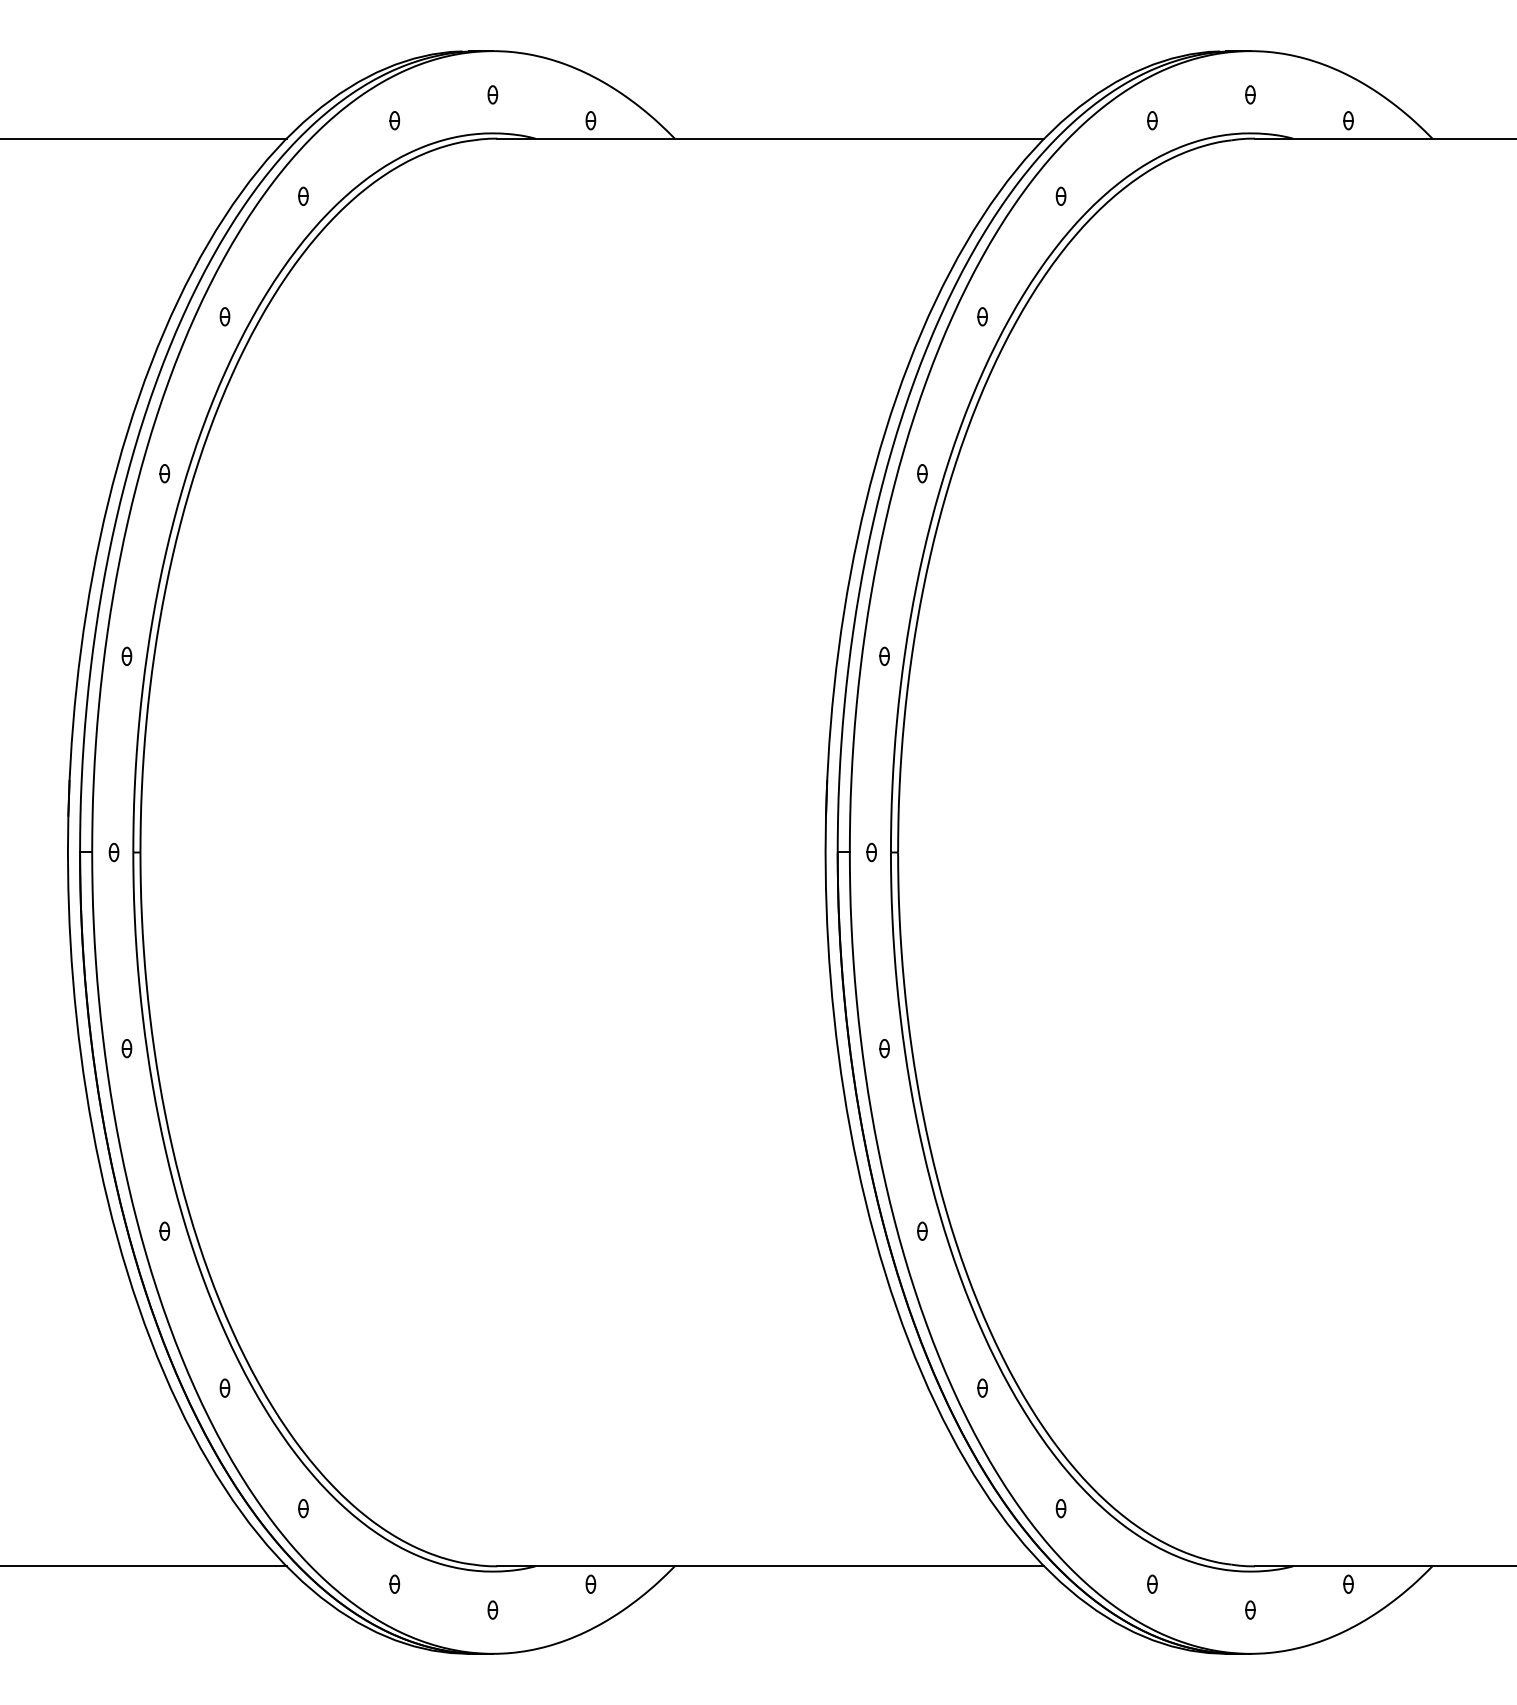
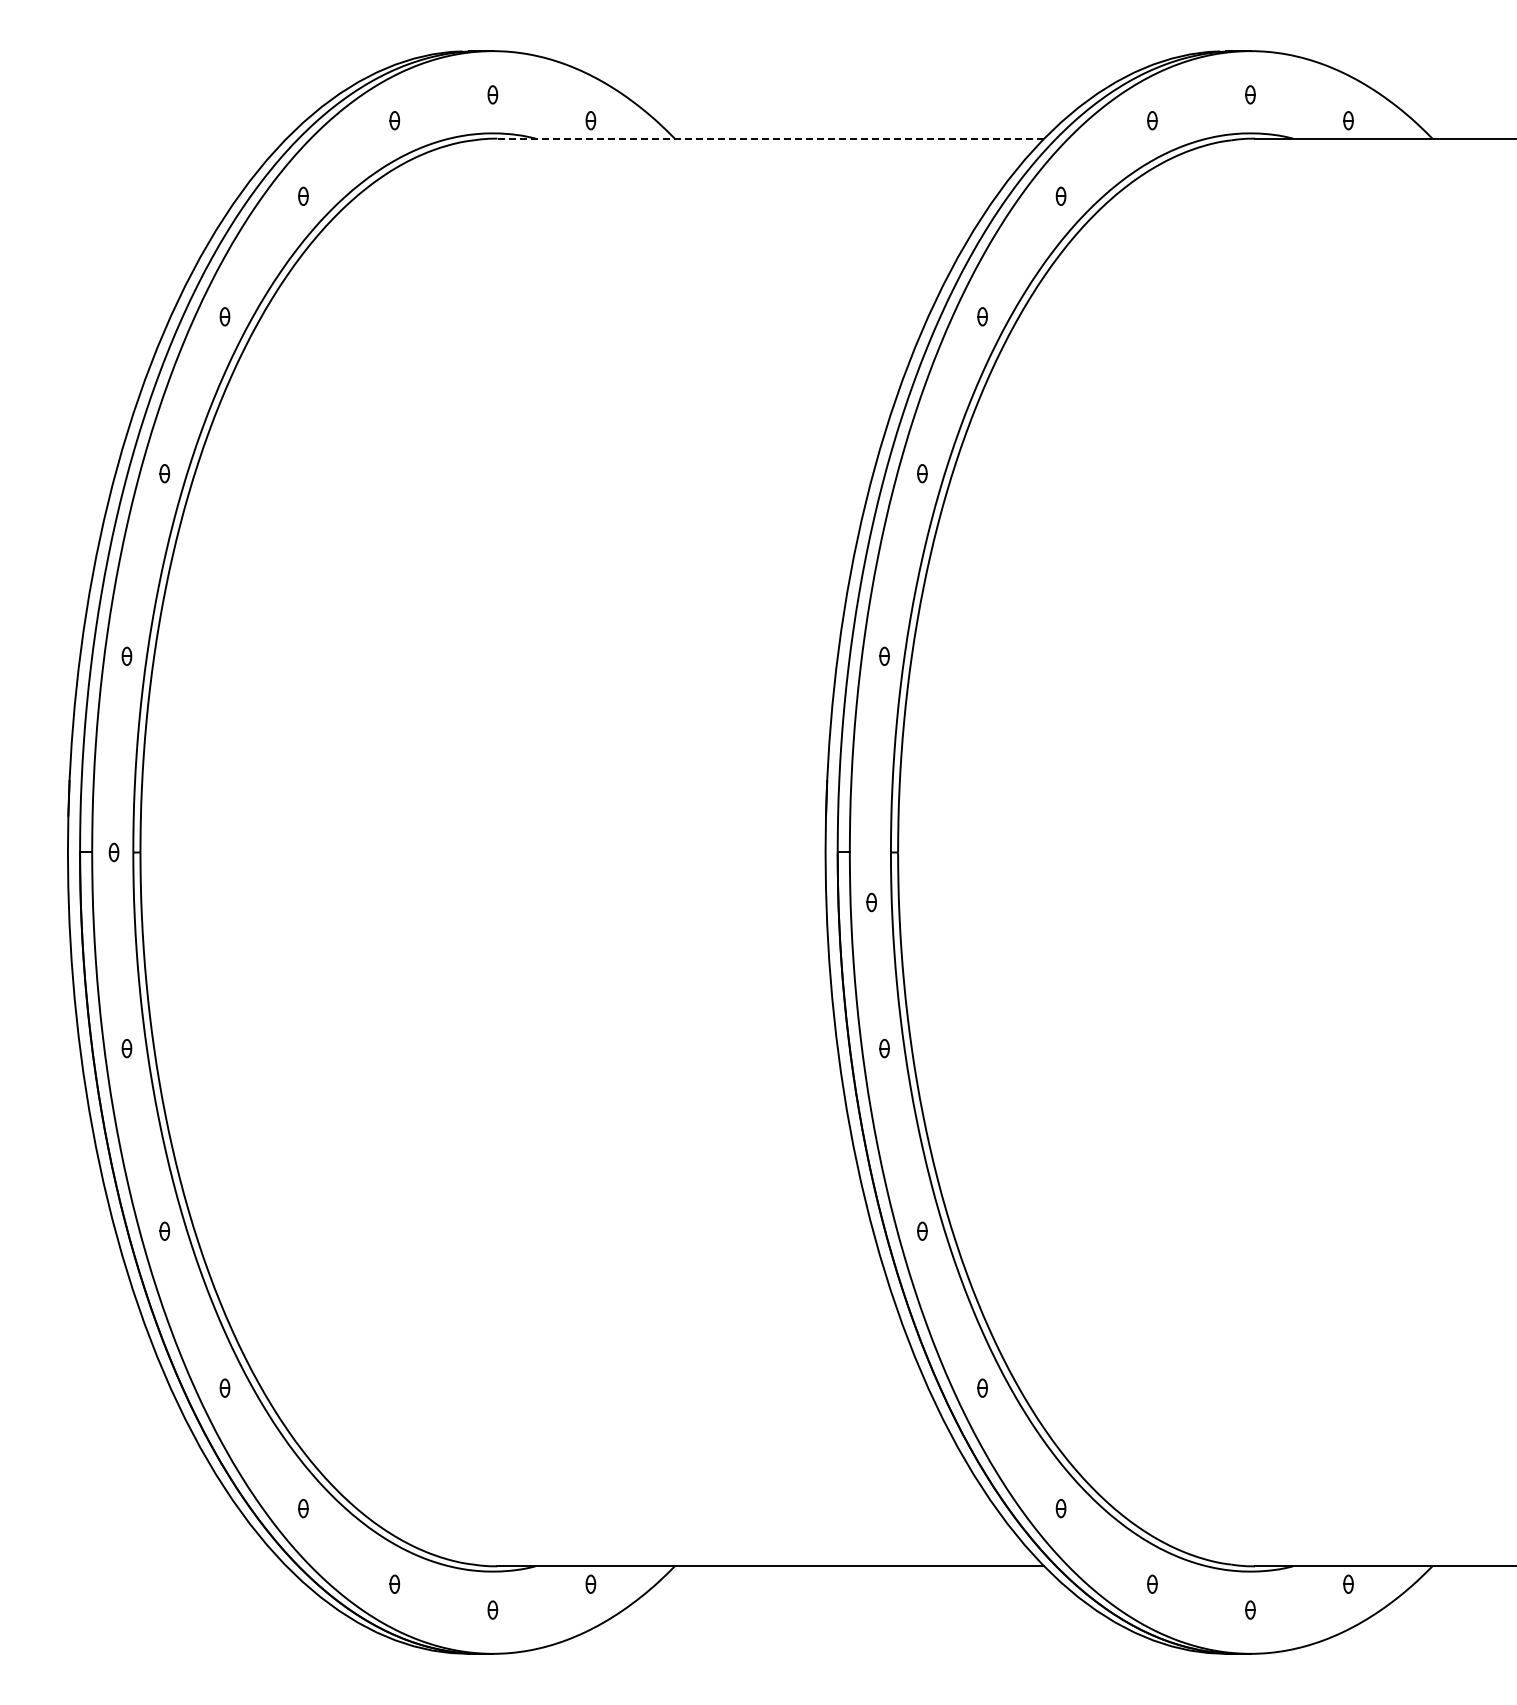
line: present -> none (144, 138)
line: solid -> dashed (770, 138)
part position: (871, 852) -> (871, 902) (871, 902)
line: present -> none (144, 1566)
